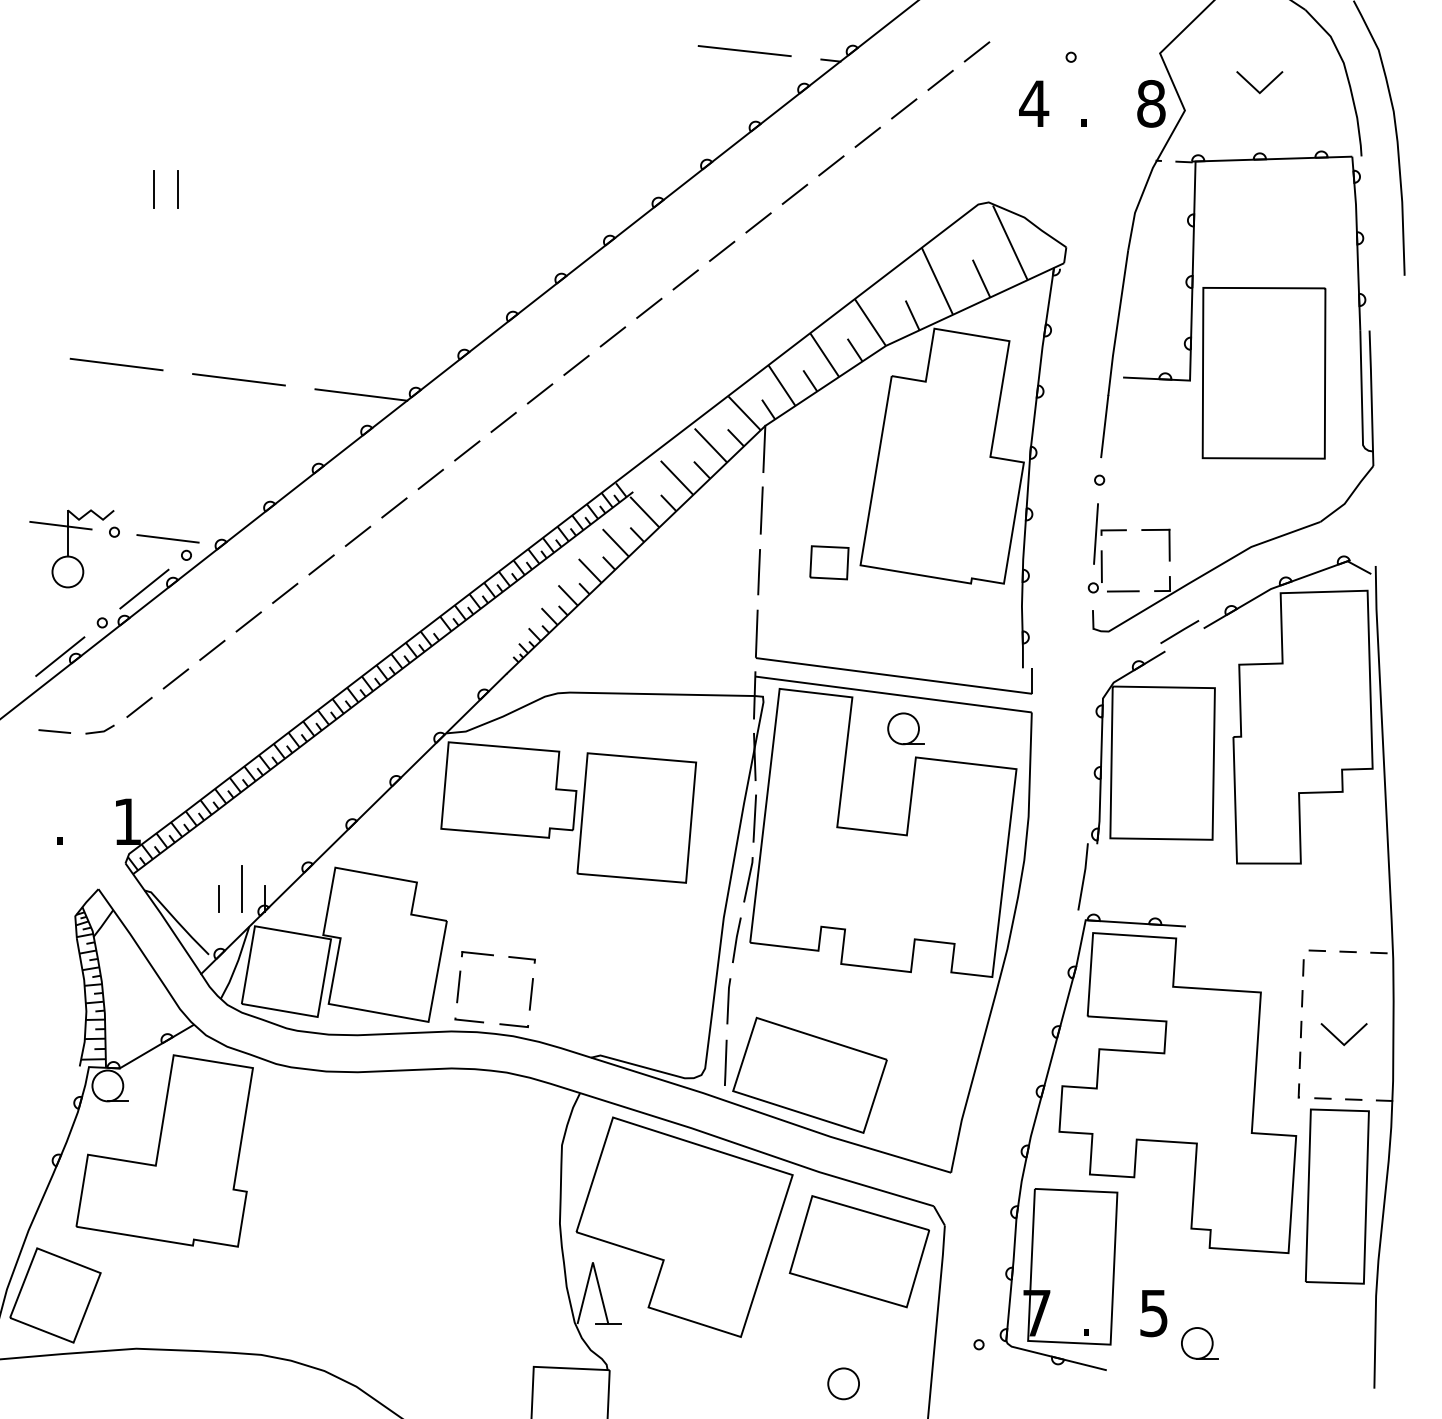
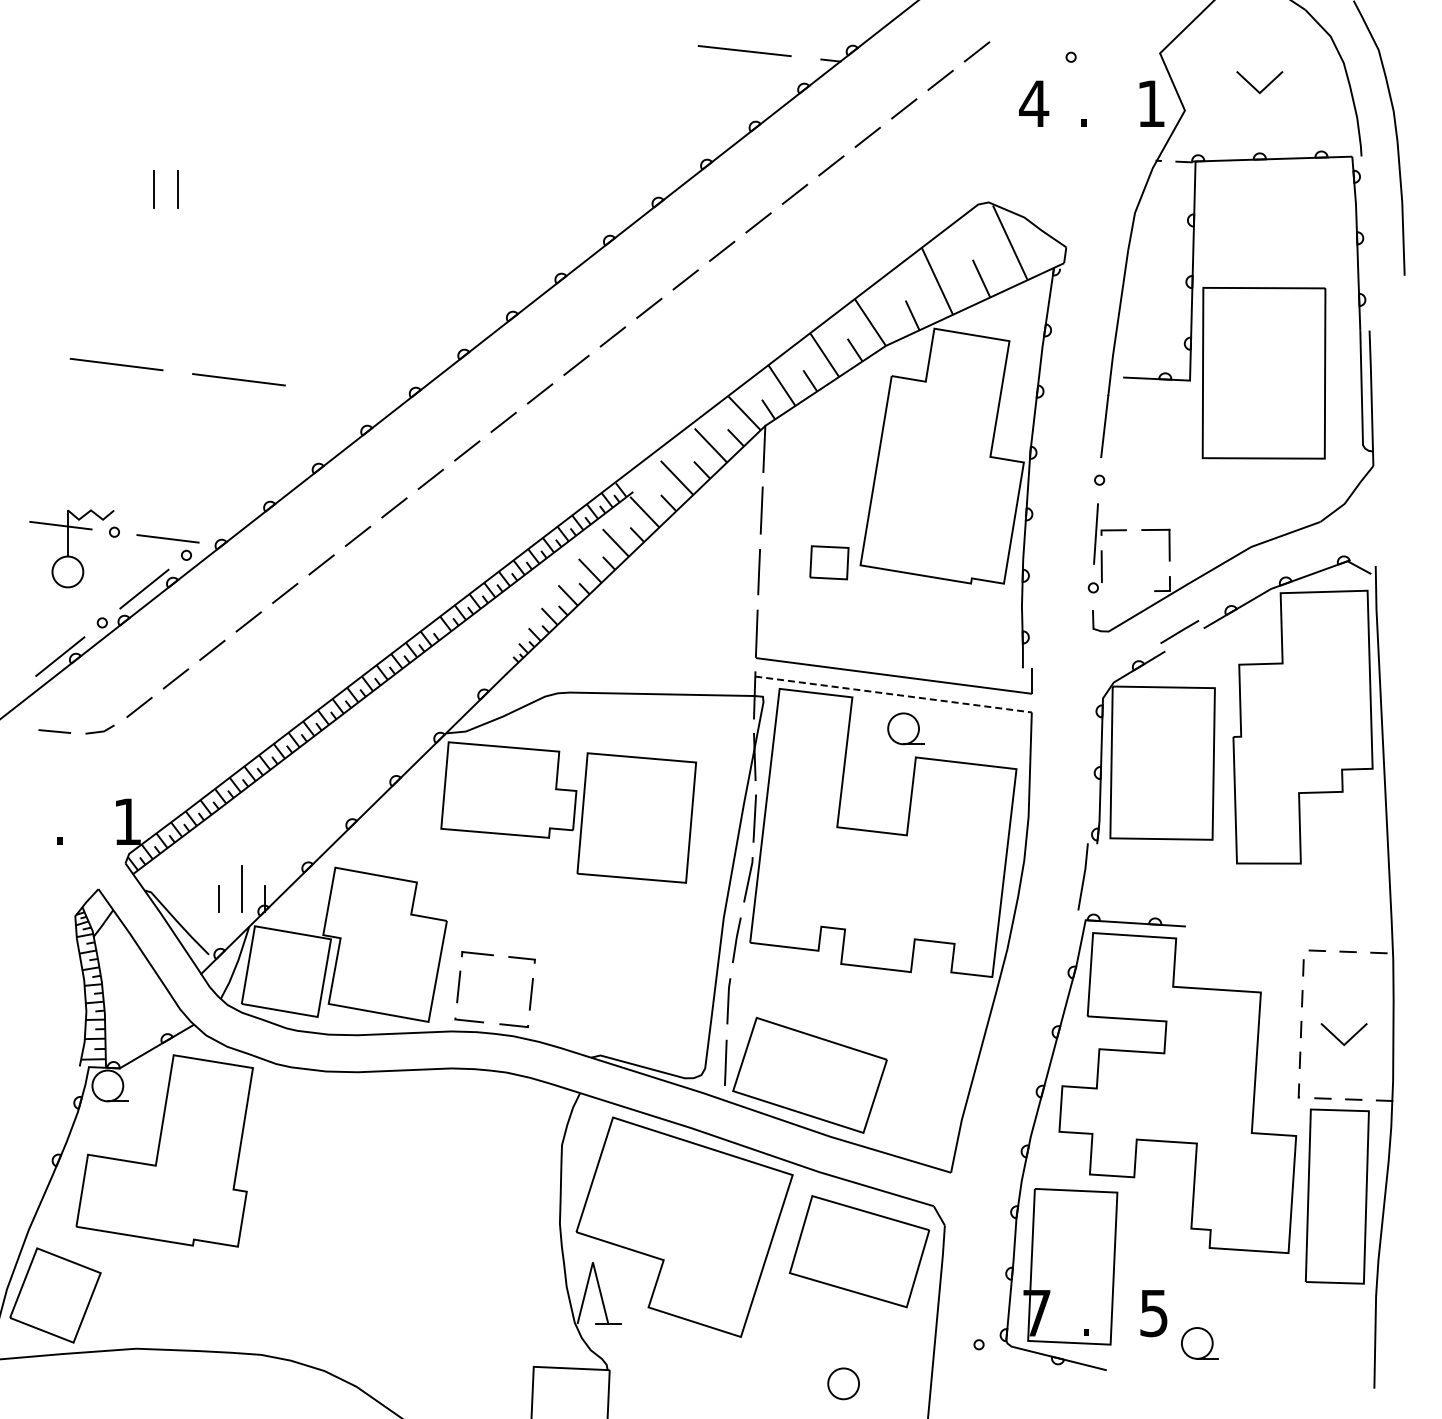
text: 8 -> 1 (1151, 103)
line: present -> none (361, 394)
line: present -> none (1123, 591)
line: solid -> dashed (894, 694)
